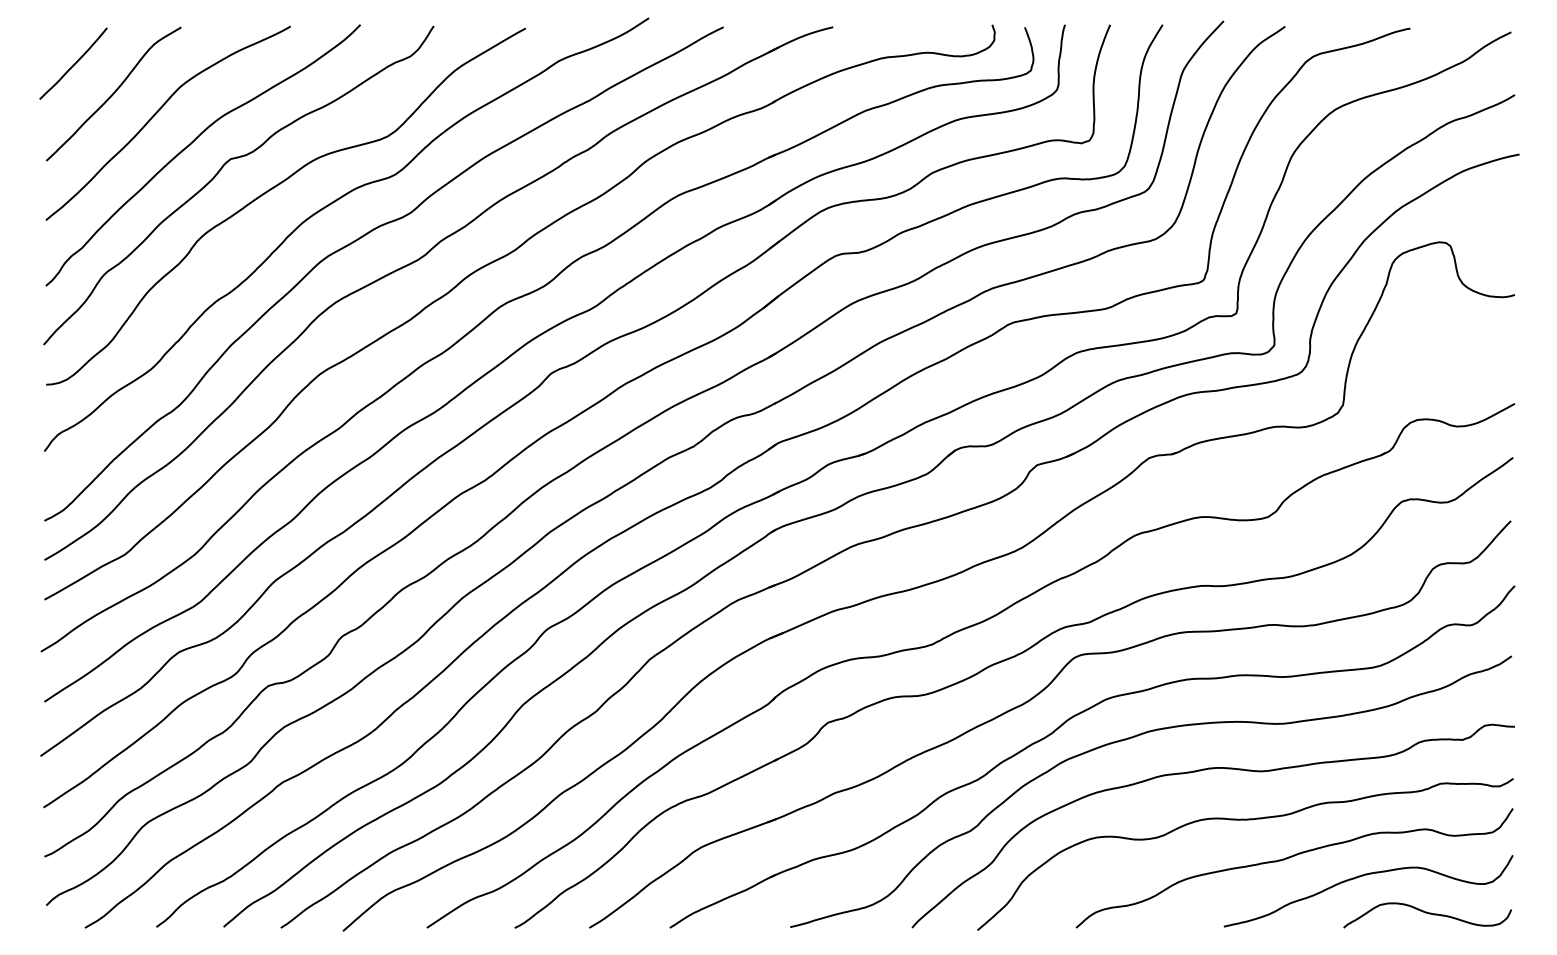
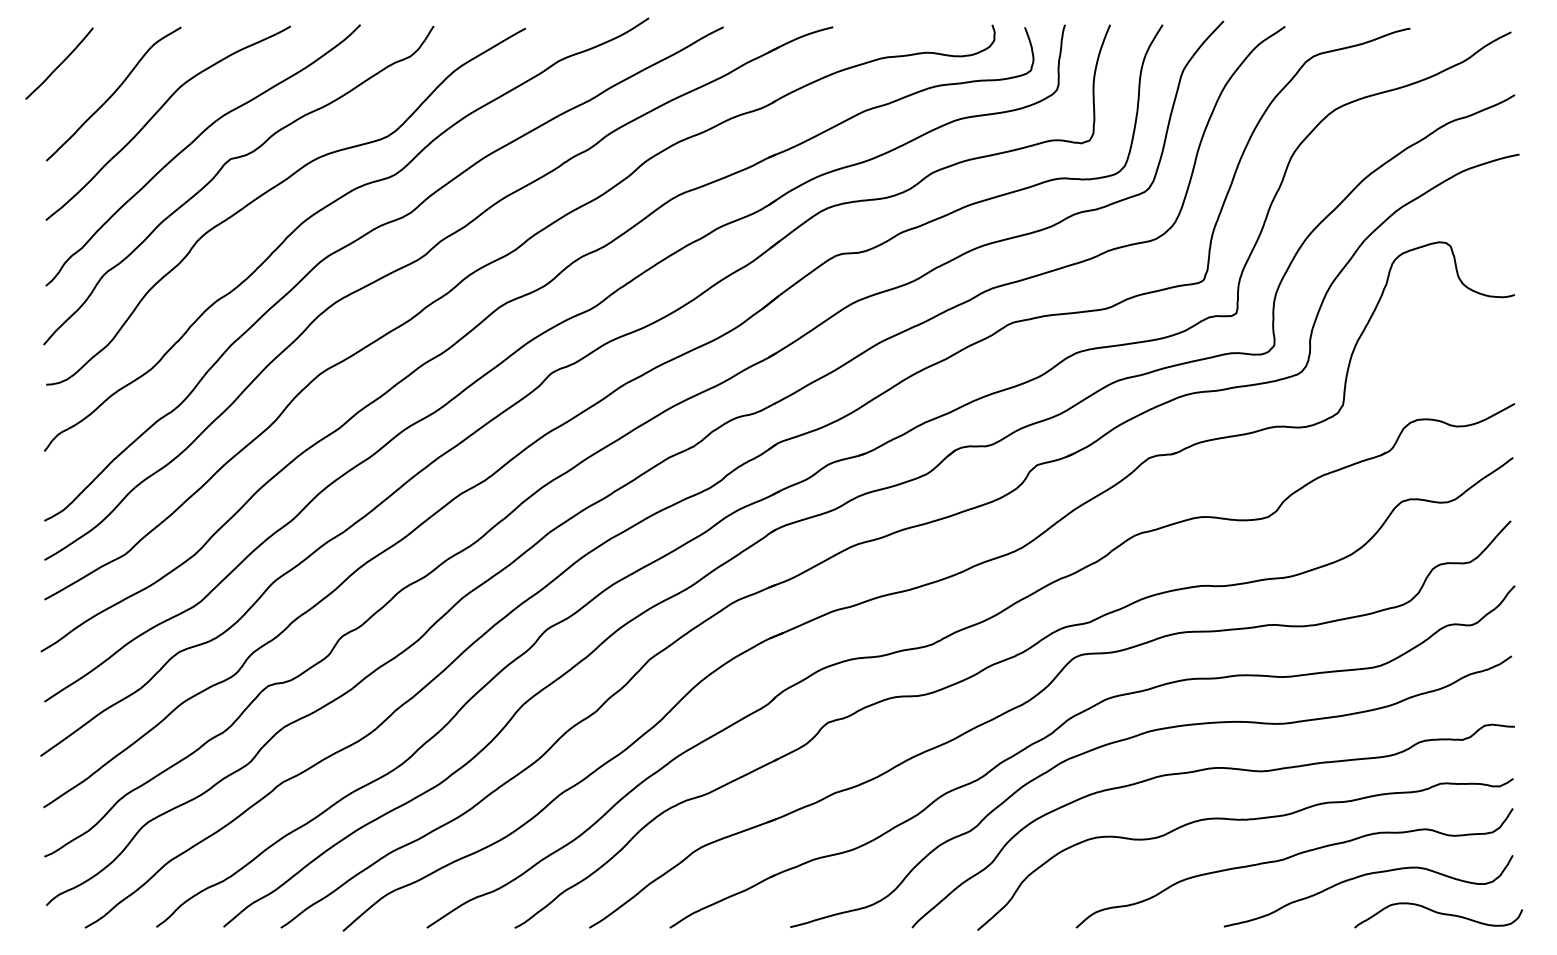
curve position: (74, 63) -> (60, 63) (60, 63)
curve position: (1428, 914) -> (1439, 914) (1439, 914)
